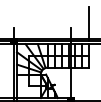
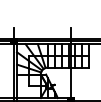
line: present -> none (89, 24)
